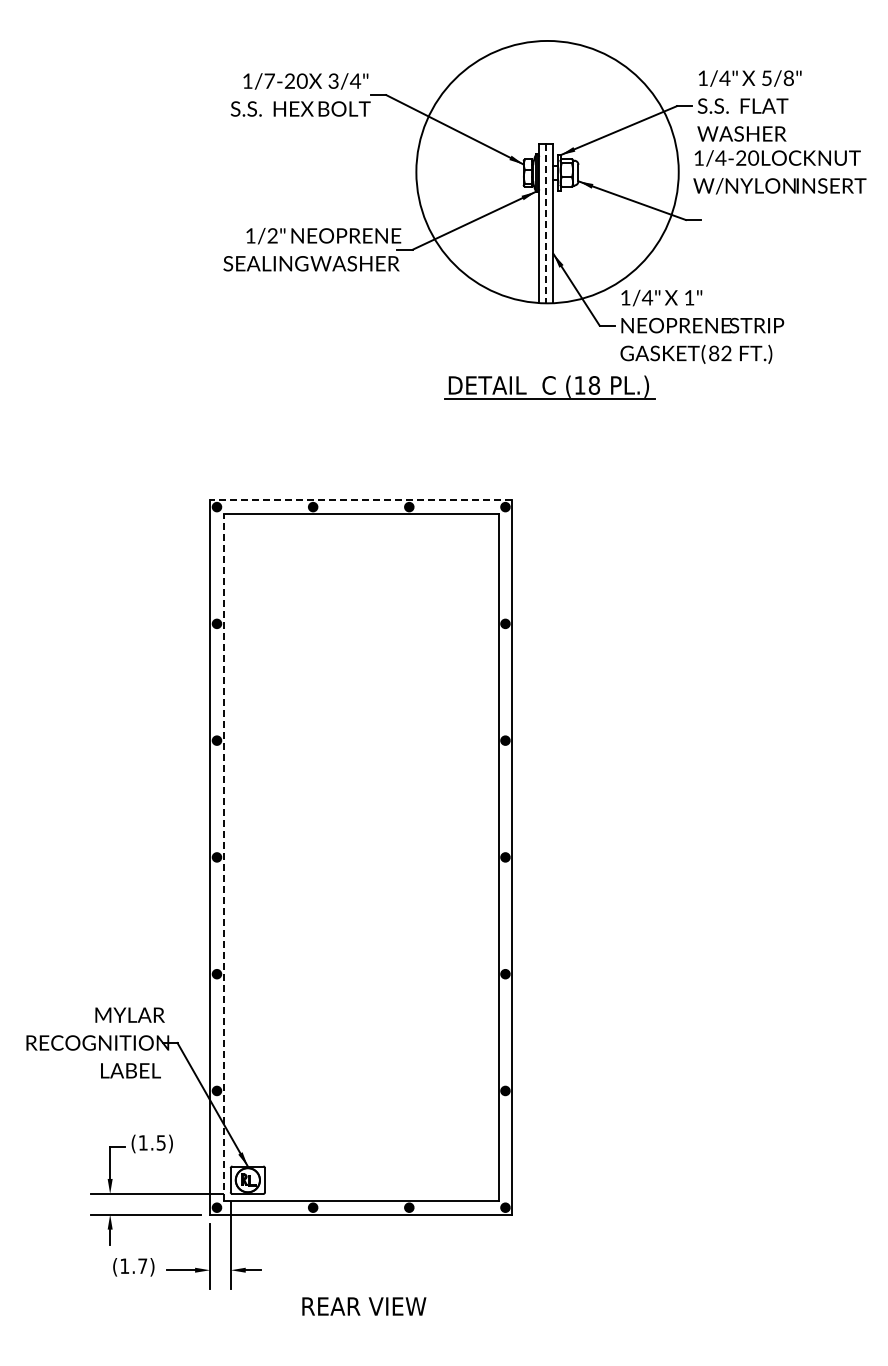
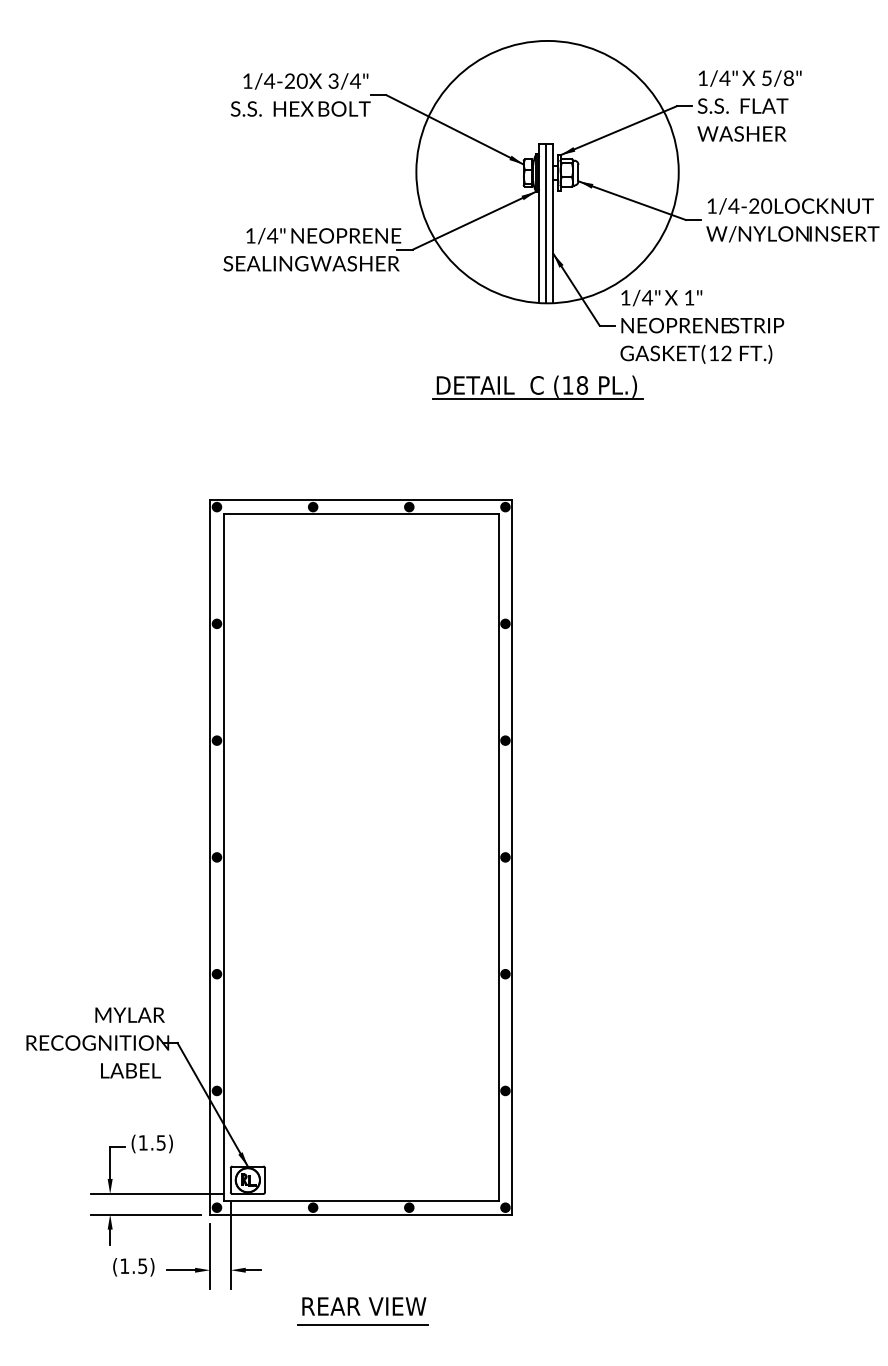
text: 1/7-20 -> 1/4-20 (269, 80)
text position: (779, 172) -> (792, 220) (792, 220)
line: dashed -> solid (546, 224)
text: 1/2" -> 1/4" (272, 235)
text: 82 -> 12 (714, 353)
part position: (549, 387) -> (537, 387) (537, 387)
line: dashed -> solid (360, 500)
line: dashed -> solid (223, 856)
text: (1.7) -> (1.5) (142, 1266)
line: none -> present (362, 1325)
